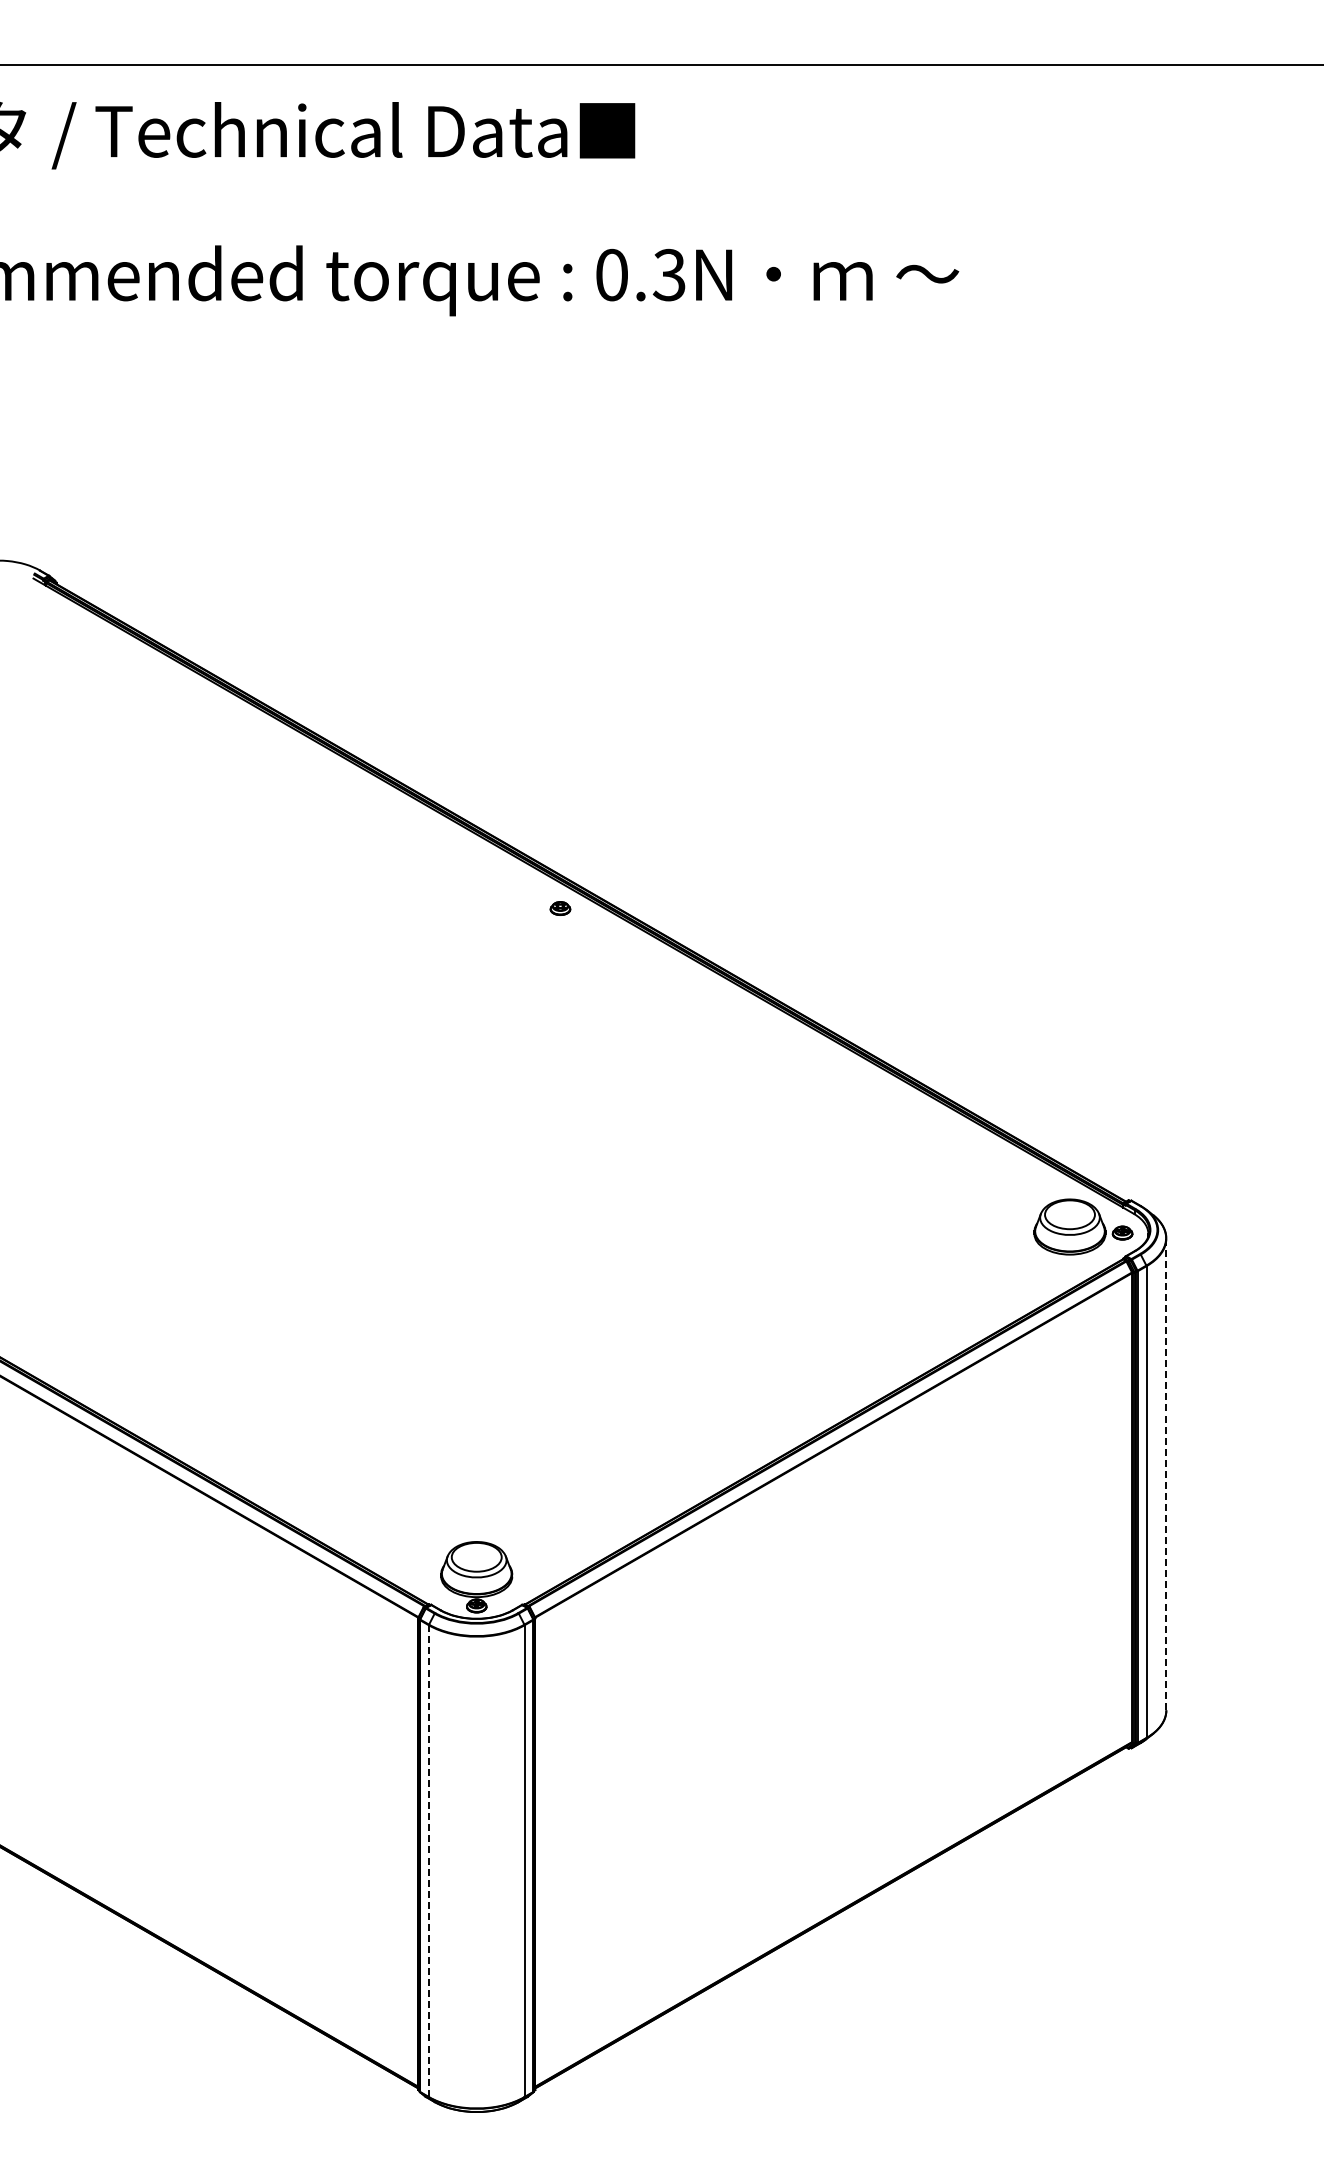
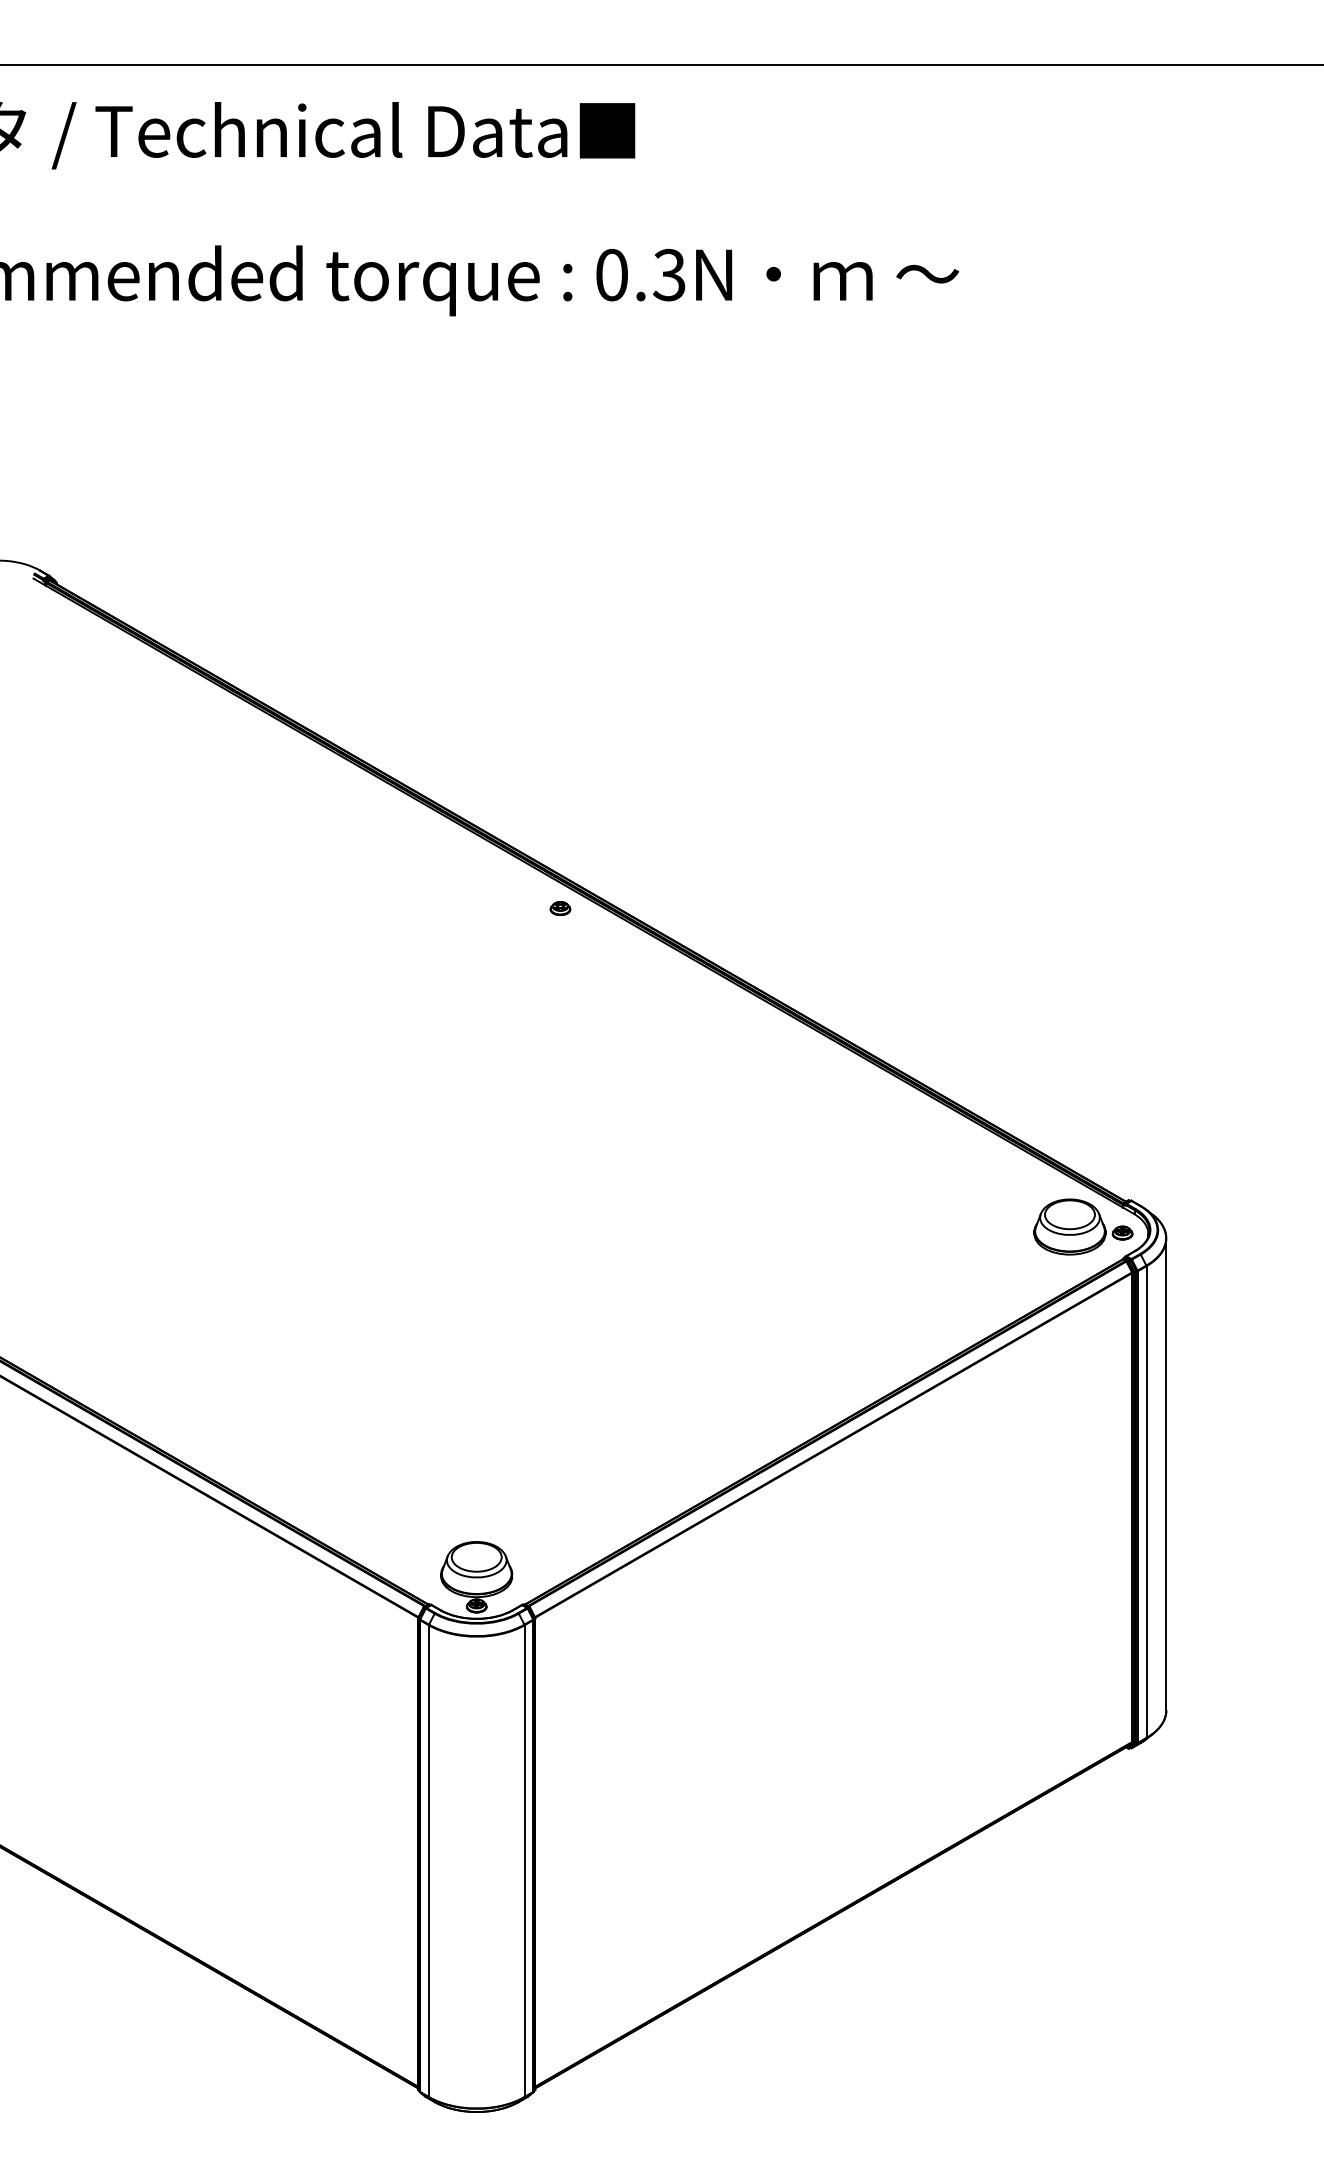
line: dashed -> solid (1166, 1474)
line: dashed -> solid (428, 1861)
